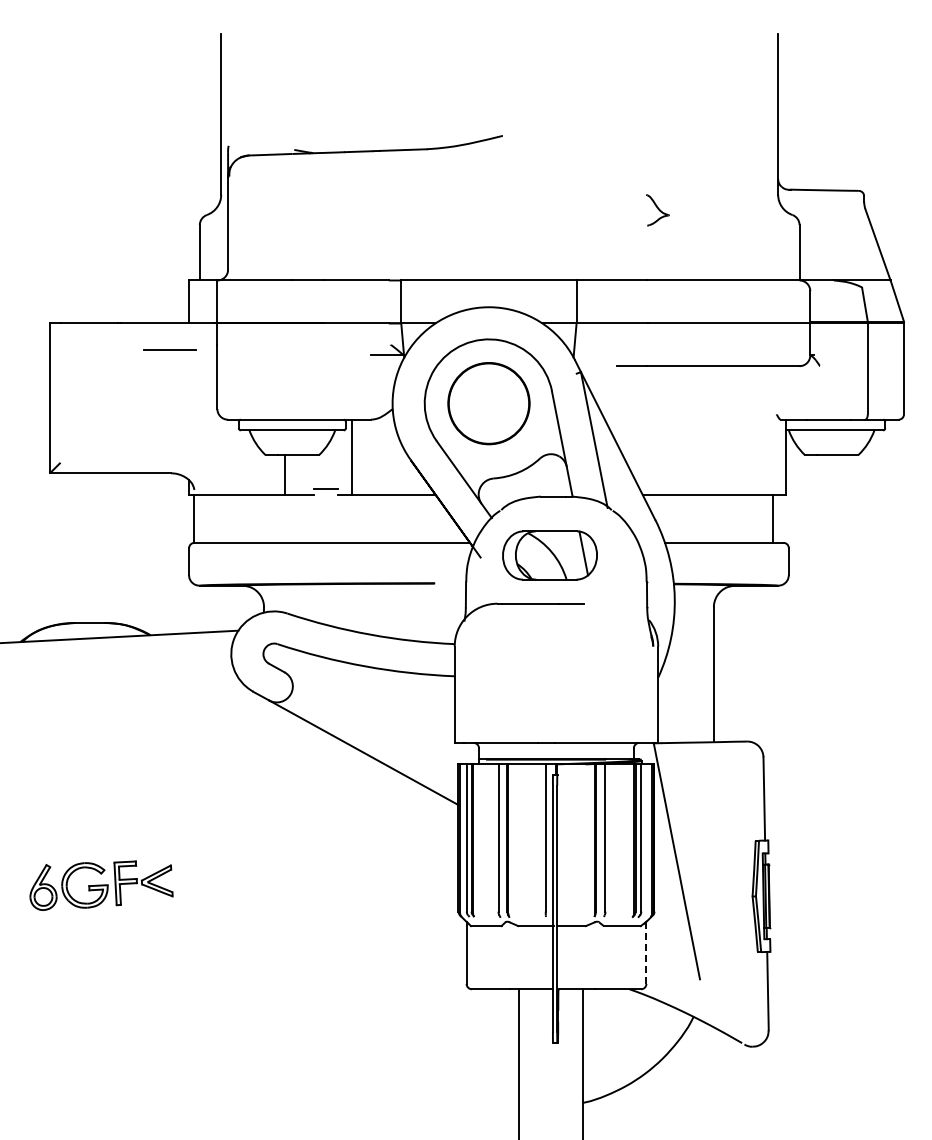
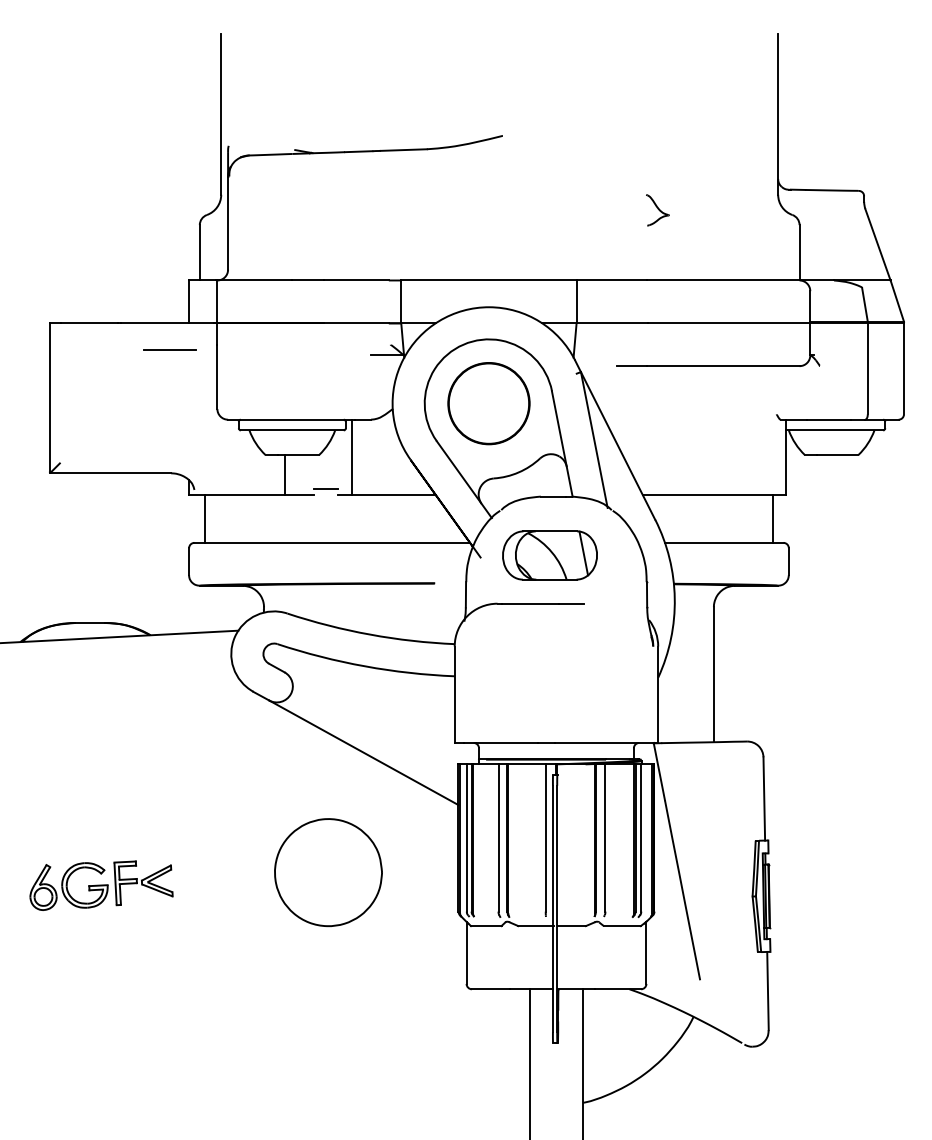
line position: (194, 518) -> (205, 518) (205, 518)
part: none -> present (328, 872)
line: dashed -> solid (646, 952)
line position: (518, 1062) -> (529, 1062) (529, 1062)
